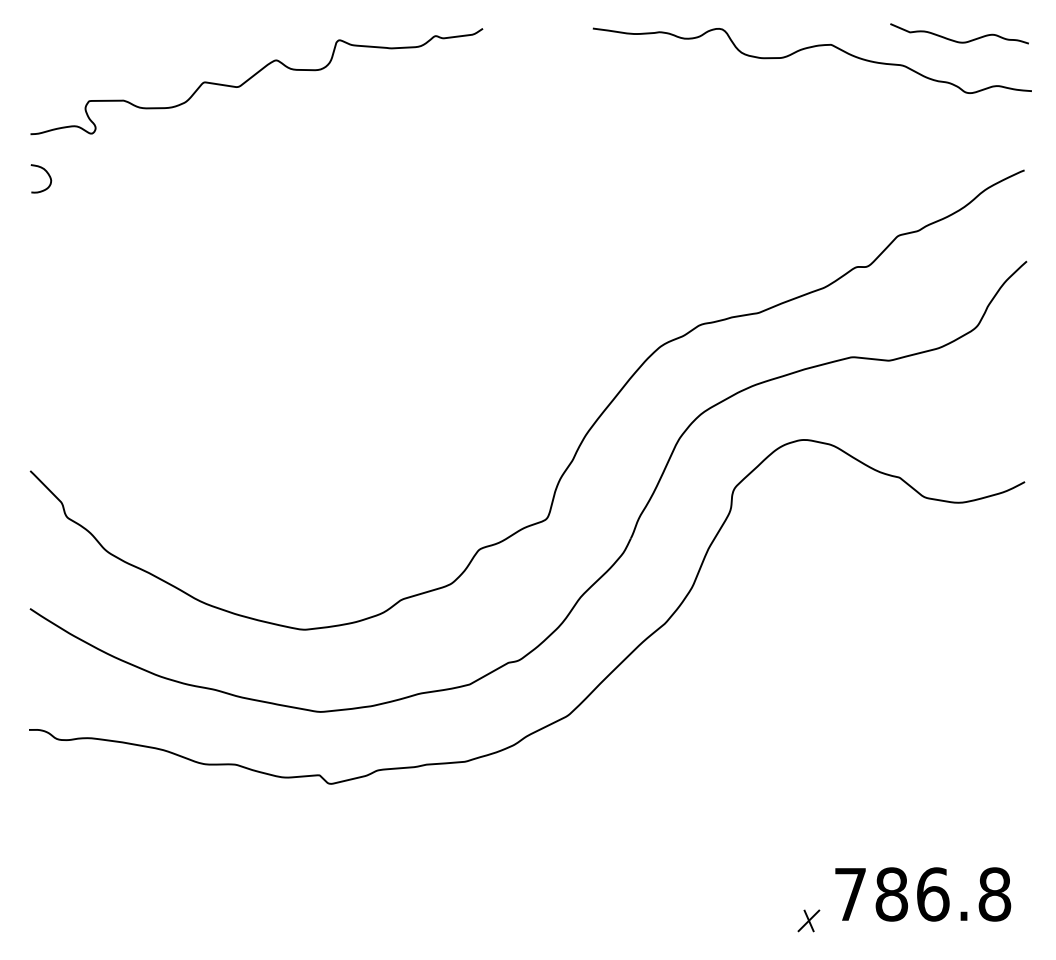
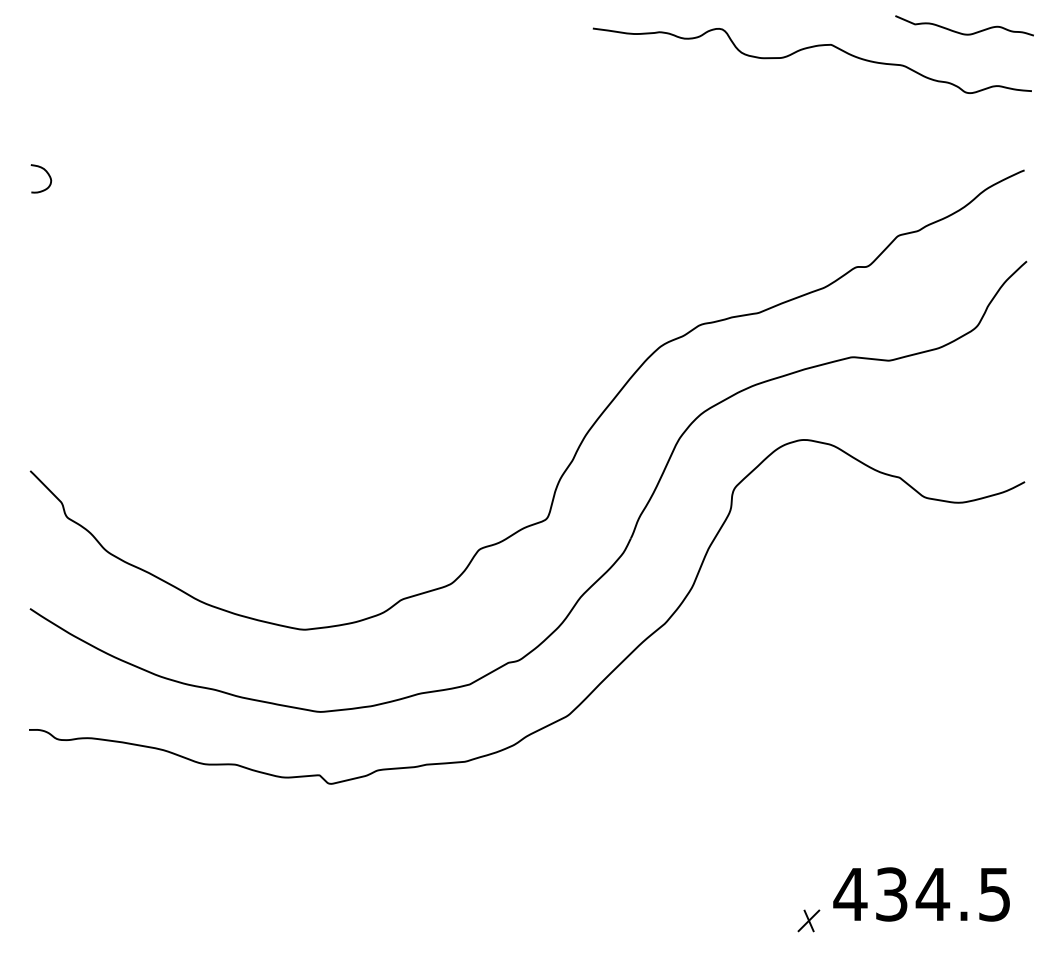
curve position: (956, 40) -> (961, 32) (961, 32)
curve: present -> none (253, 77)
text: 786.8 -> 434.5 (922, 894)
